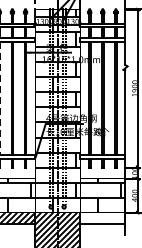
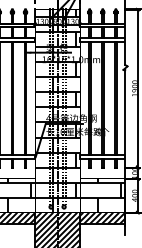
line: dashed -> solid (0, 98)
hatch: none -> present (102, 217)
